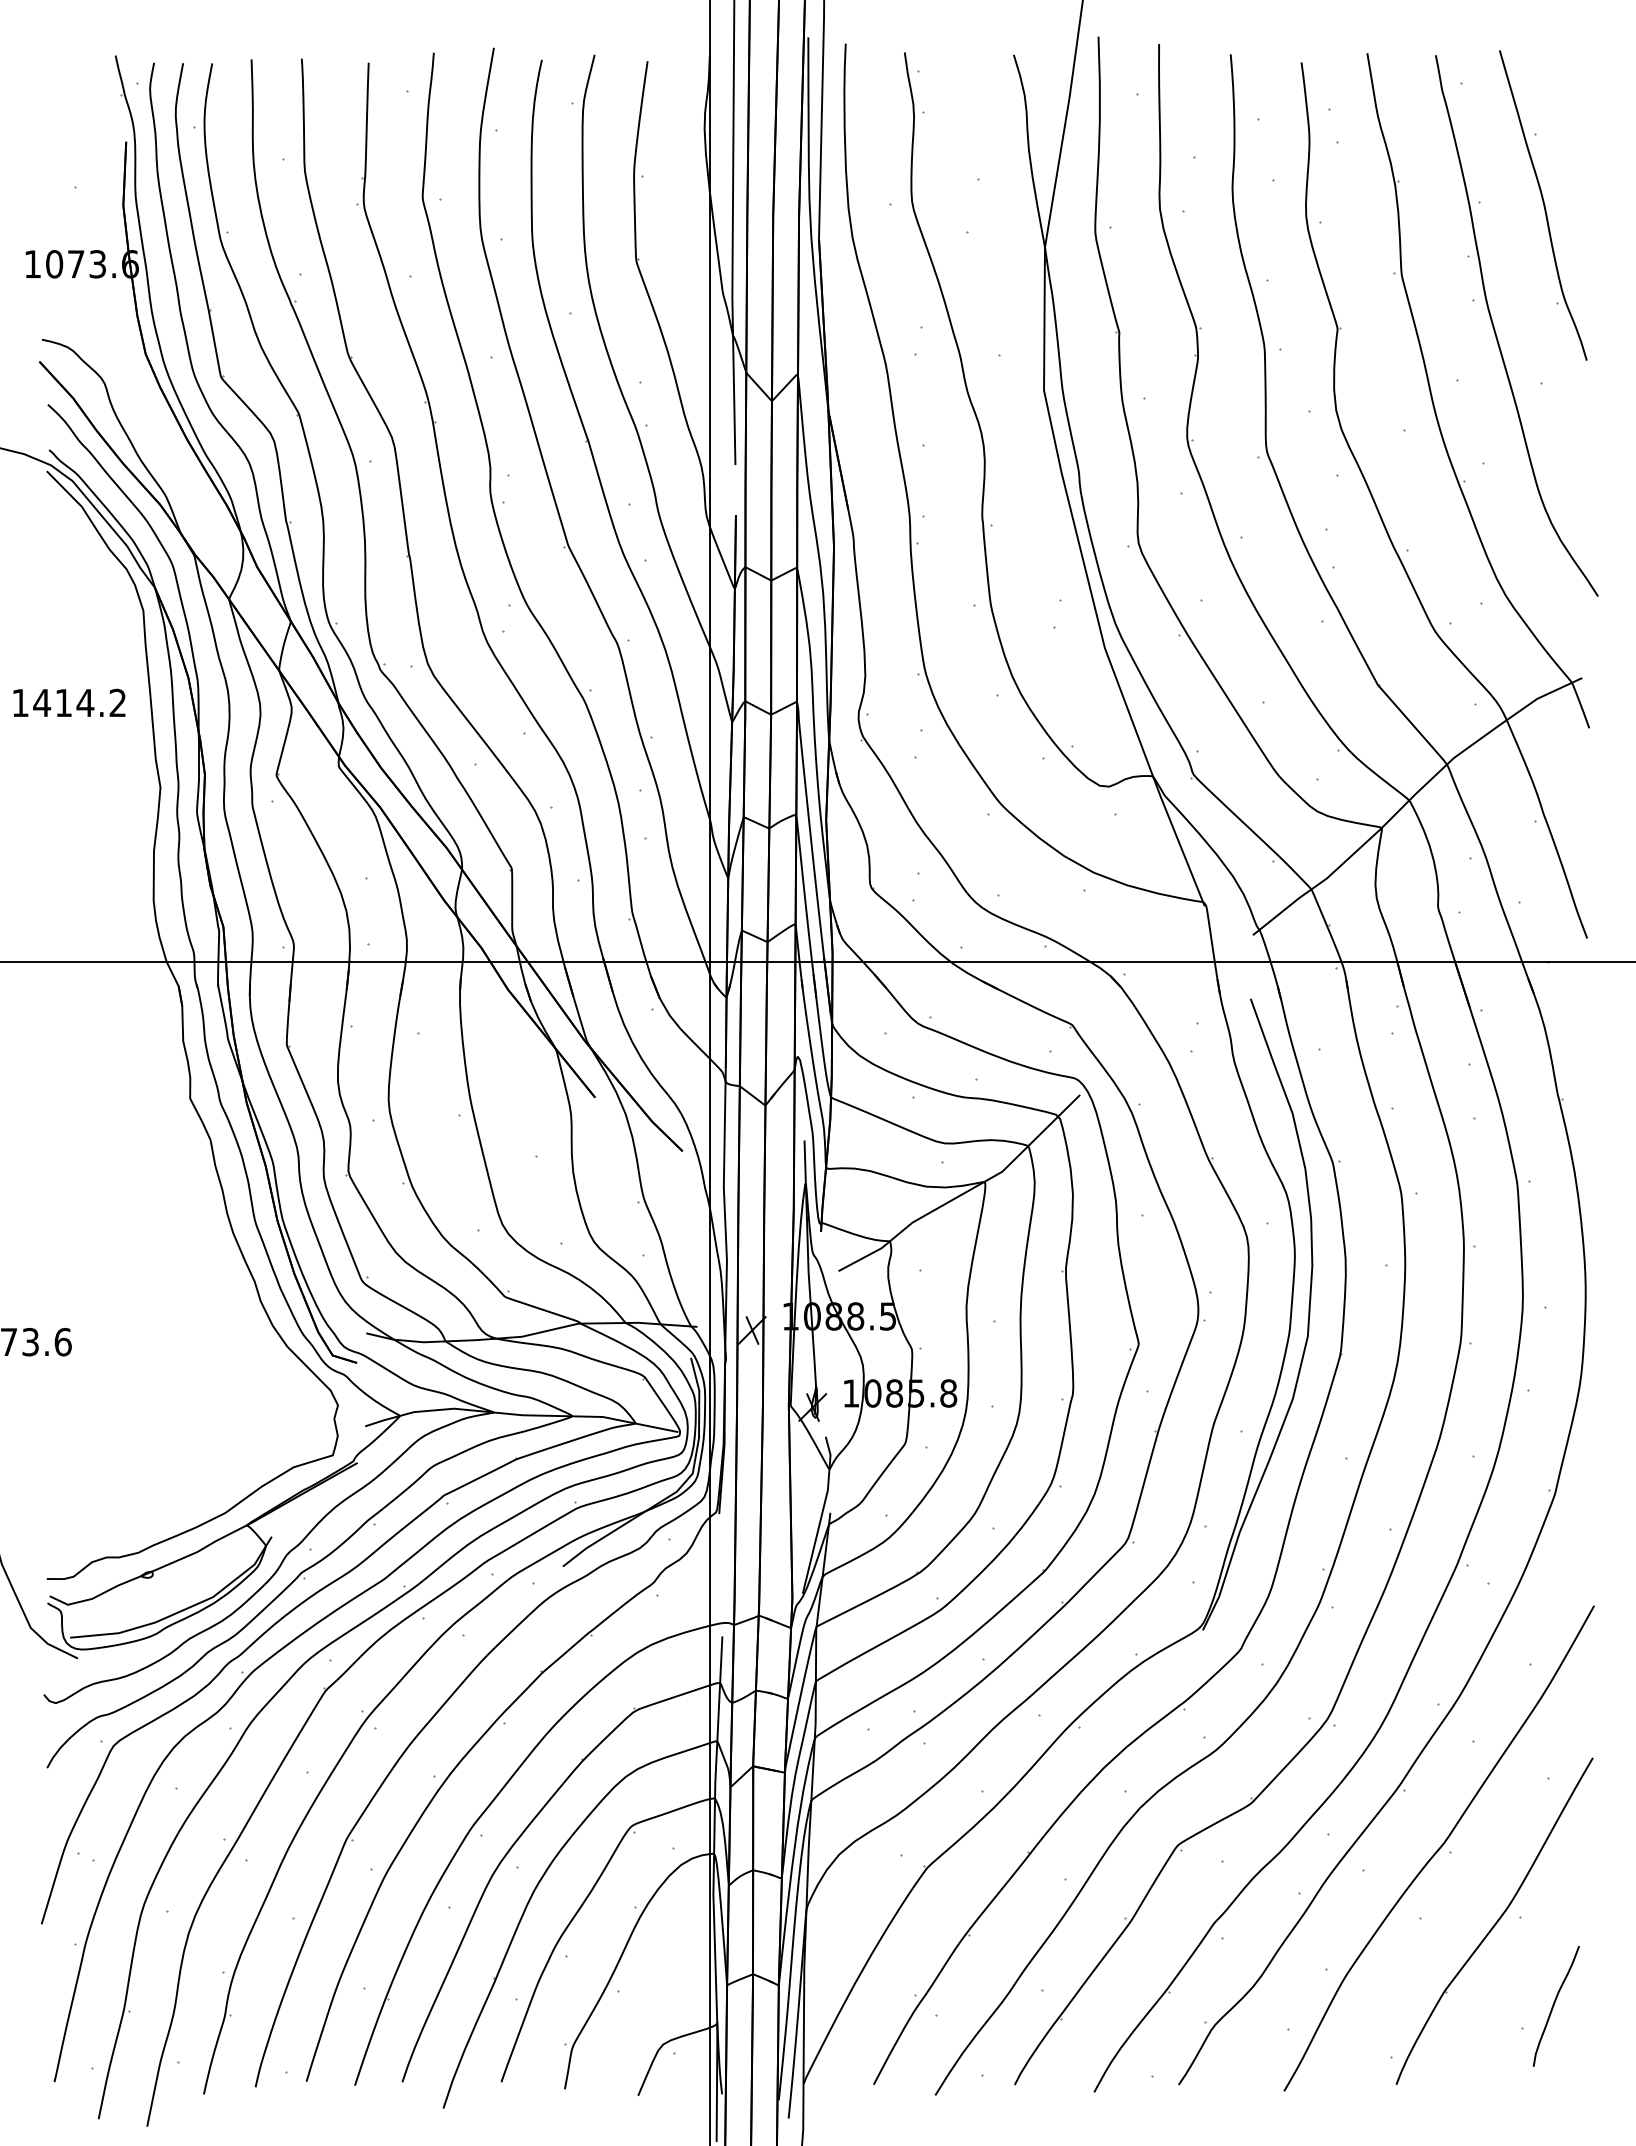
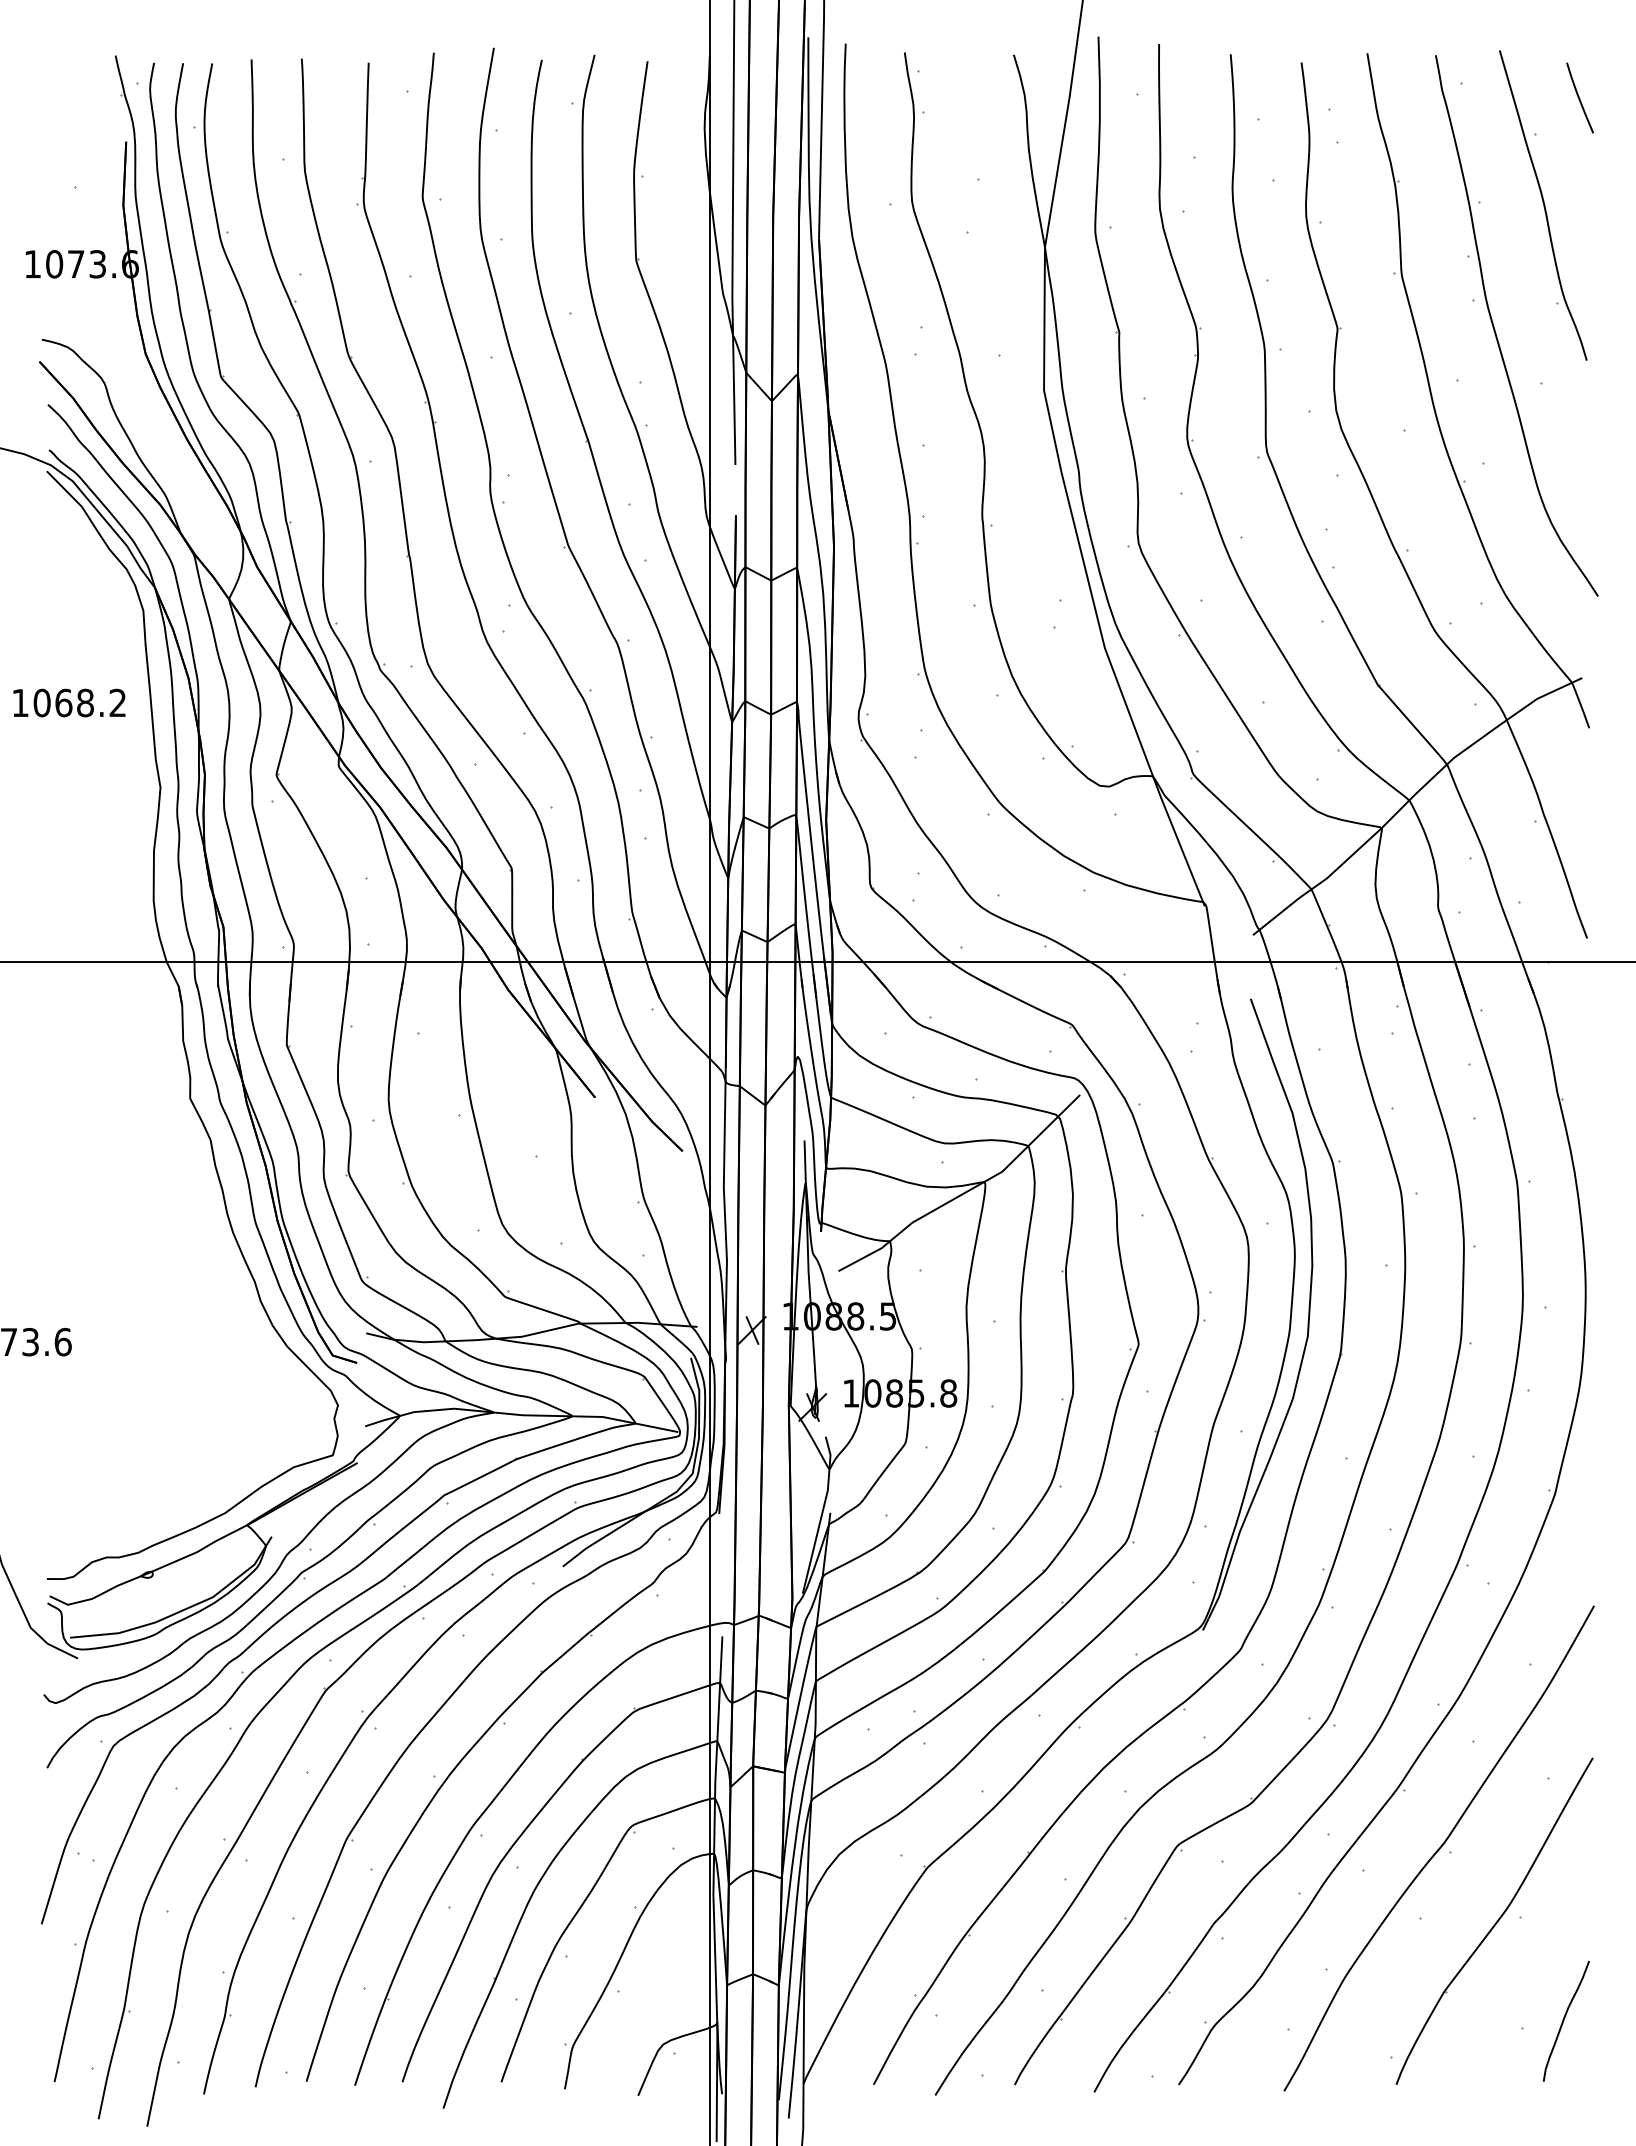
line: none -> present (1579, 97)
text: 1414.2 -> 1068.2 (63, 702)
curve position: (1554, 2005) -> (1564, 2020) (1564, 2020)
